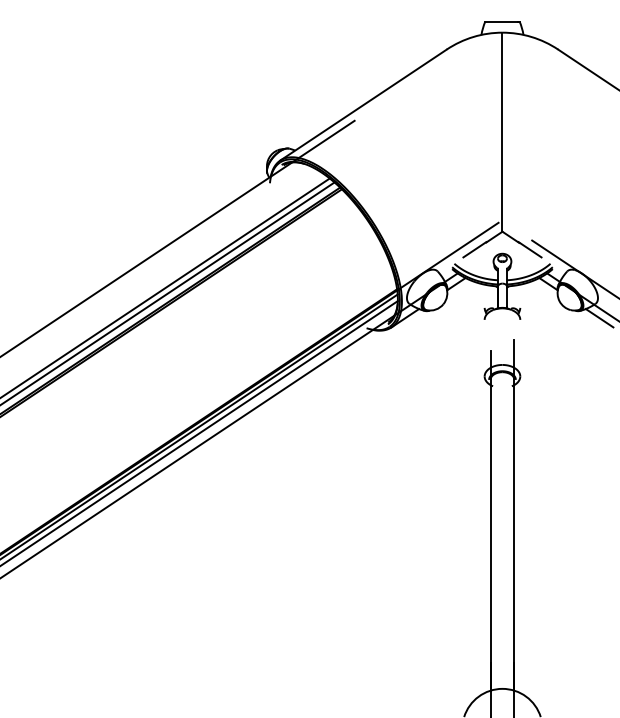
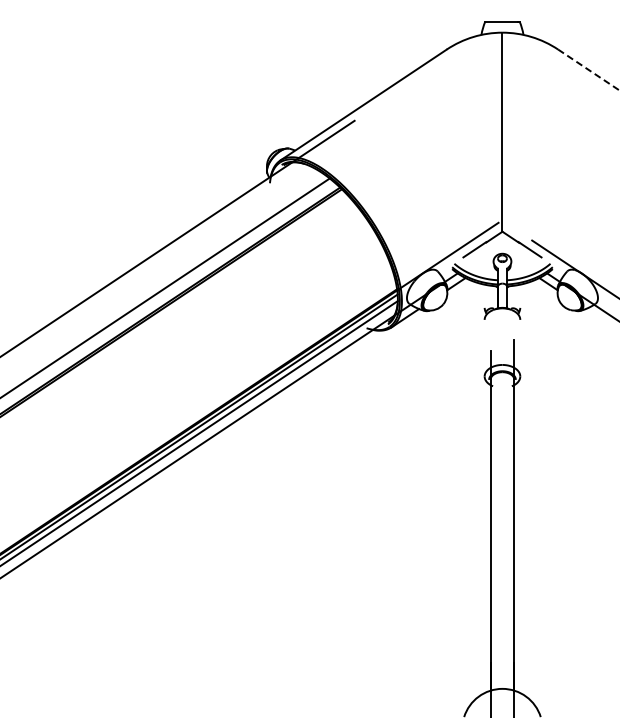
line: solid -> dashed (588, 69)
line: present -> none (168, 292)
line: present -> none (599, 318)
